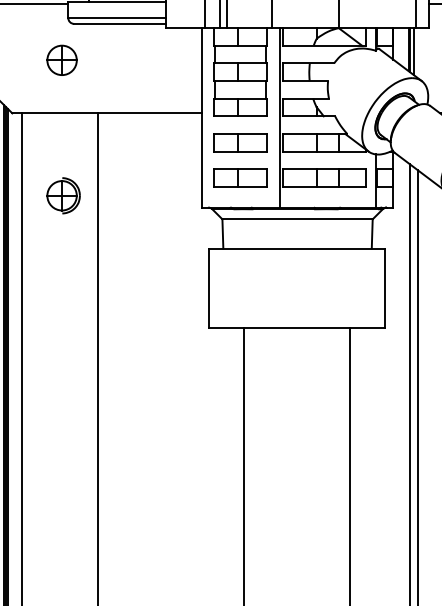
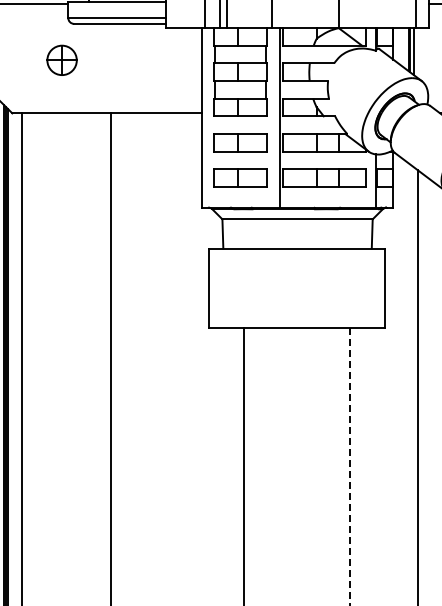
part: present -> none (63, 195)
line position: (97, 357) -> (110, 357) (110, 357)
line: present -> none (409, 383)
line: solid -> dashed (349, 466)
